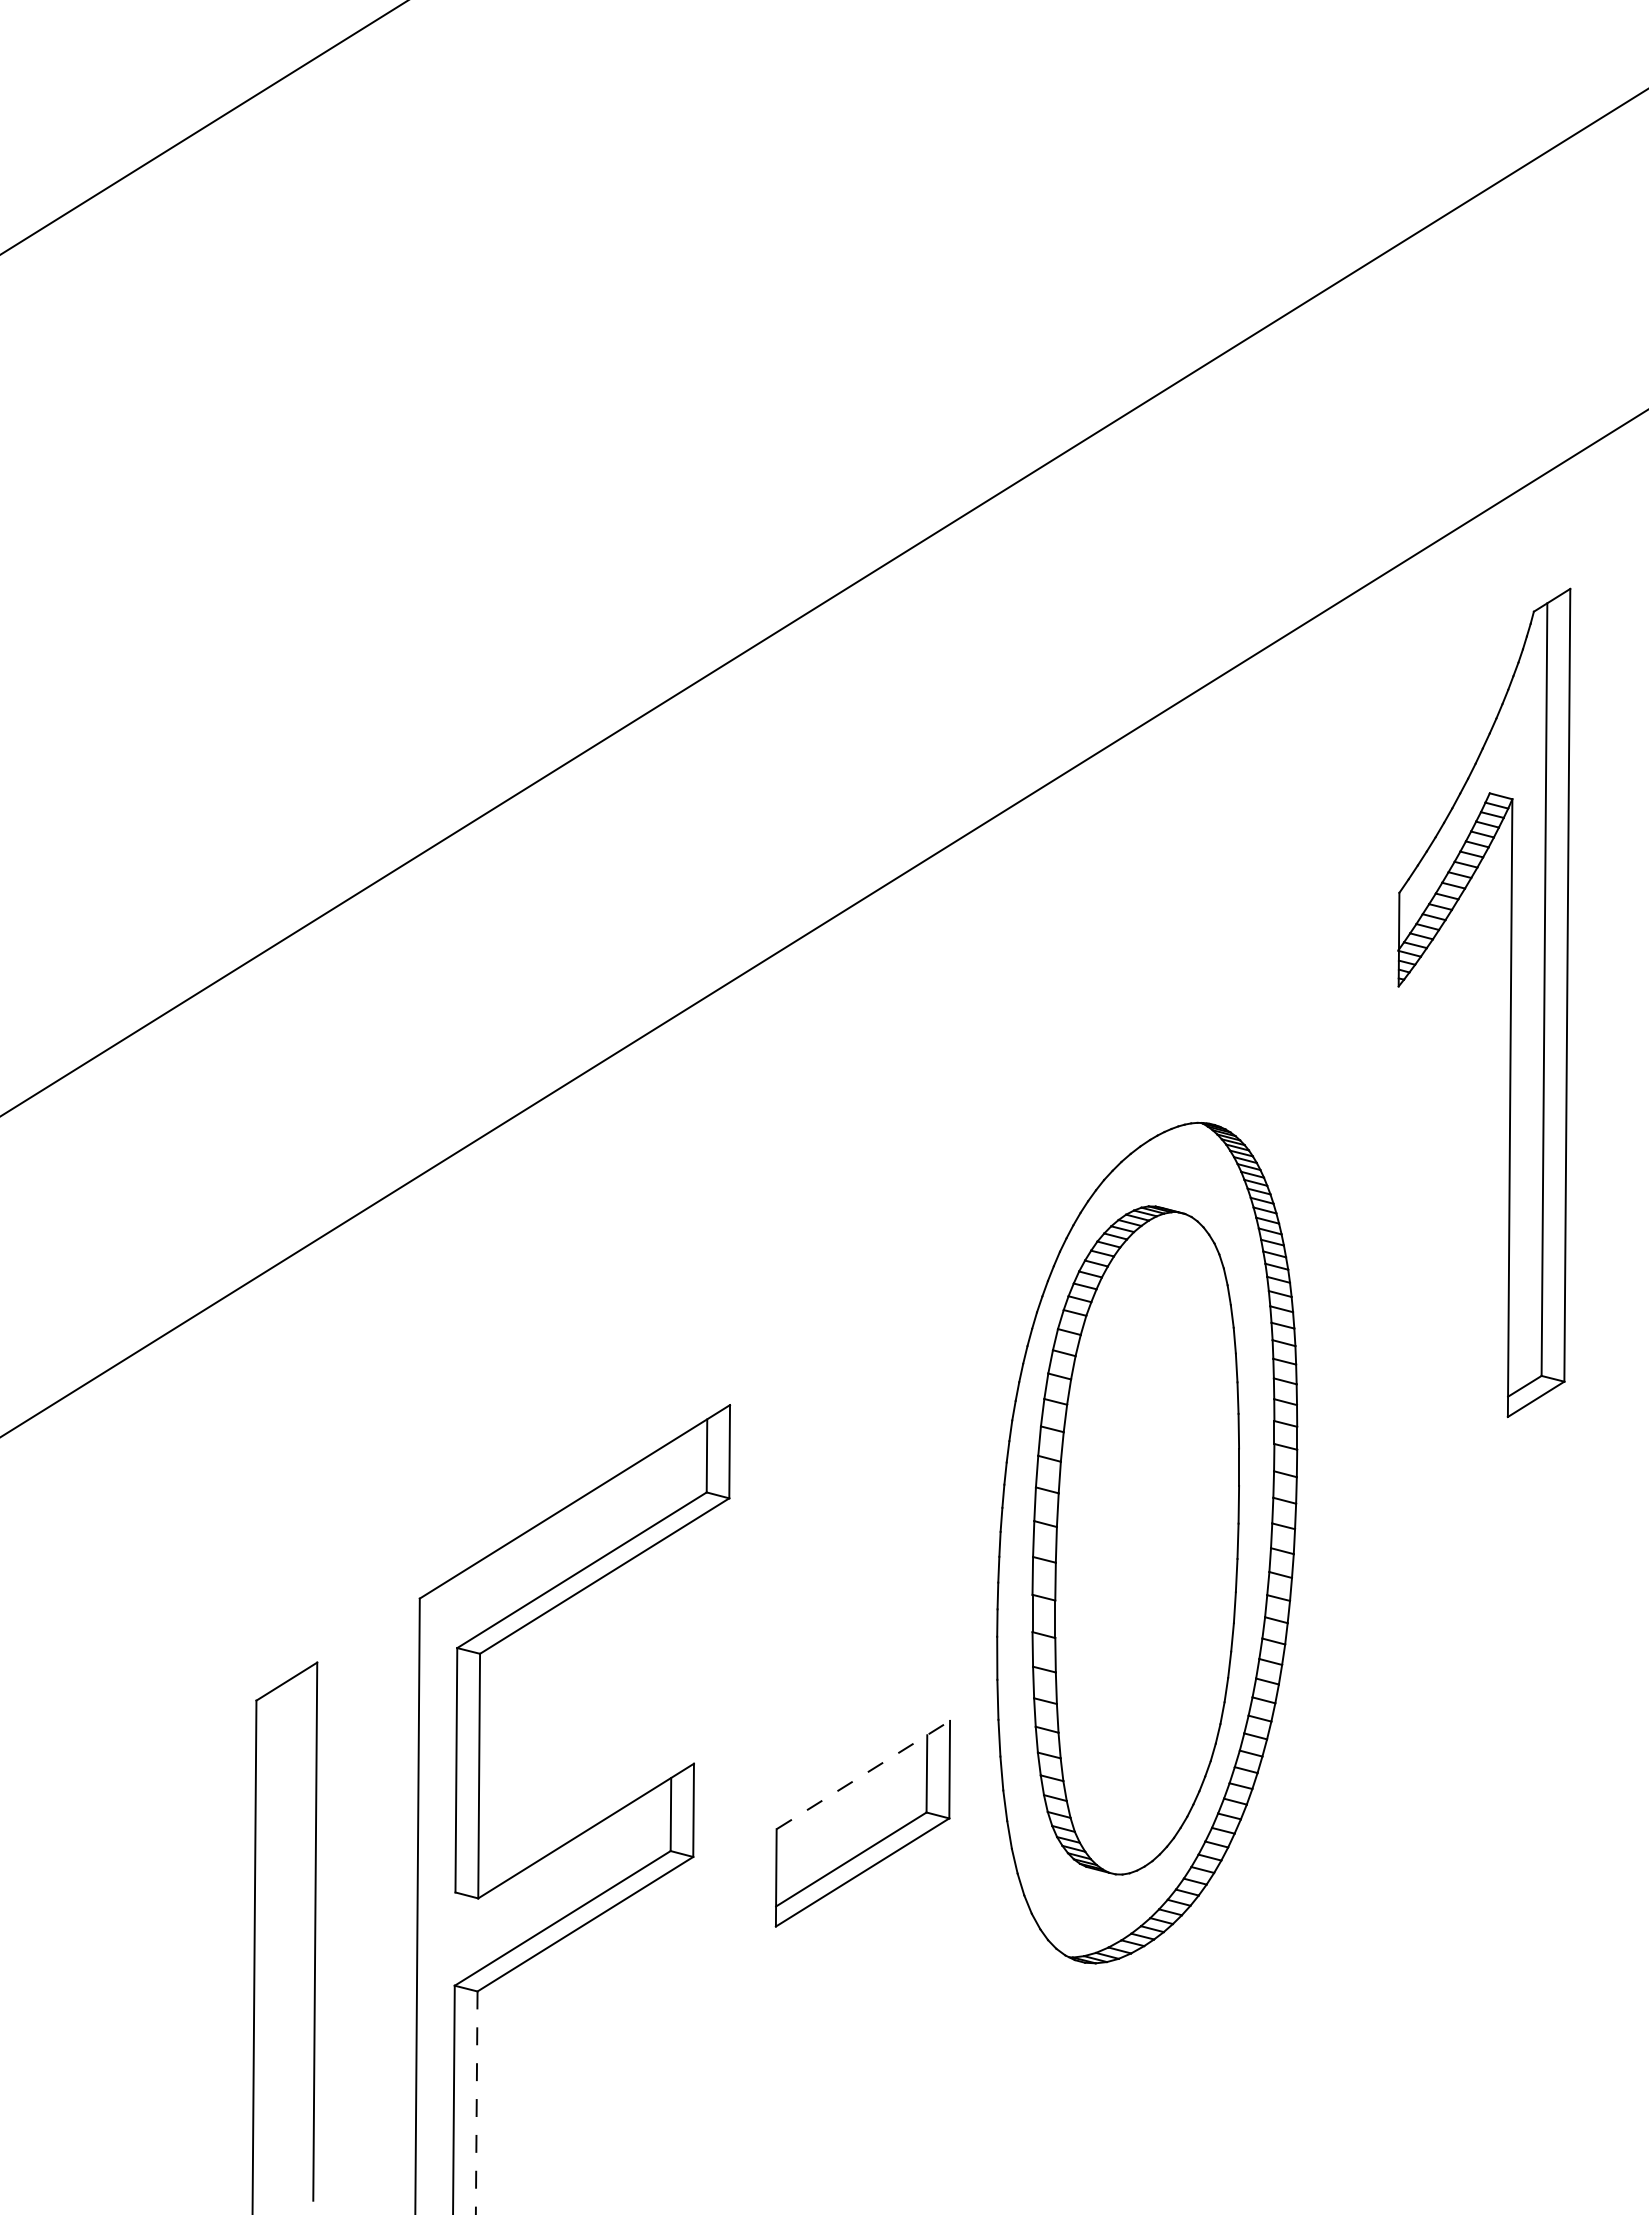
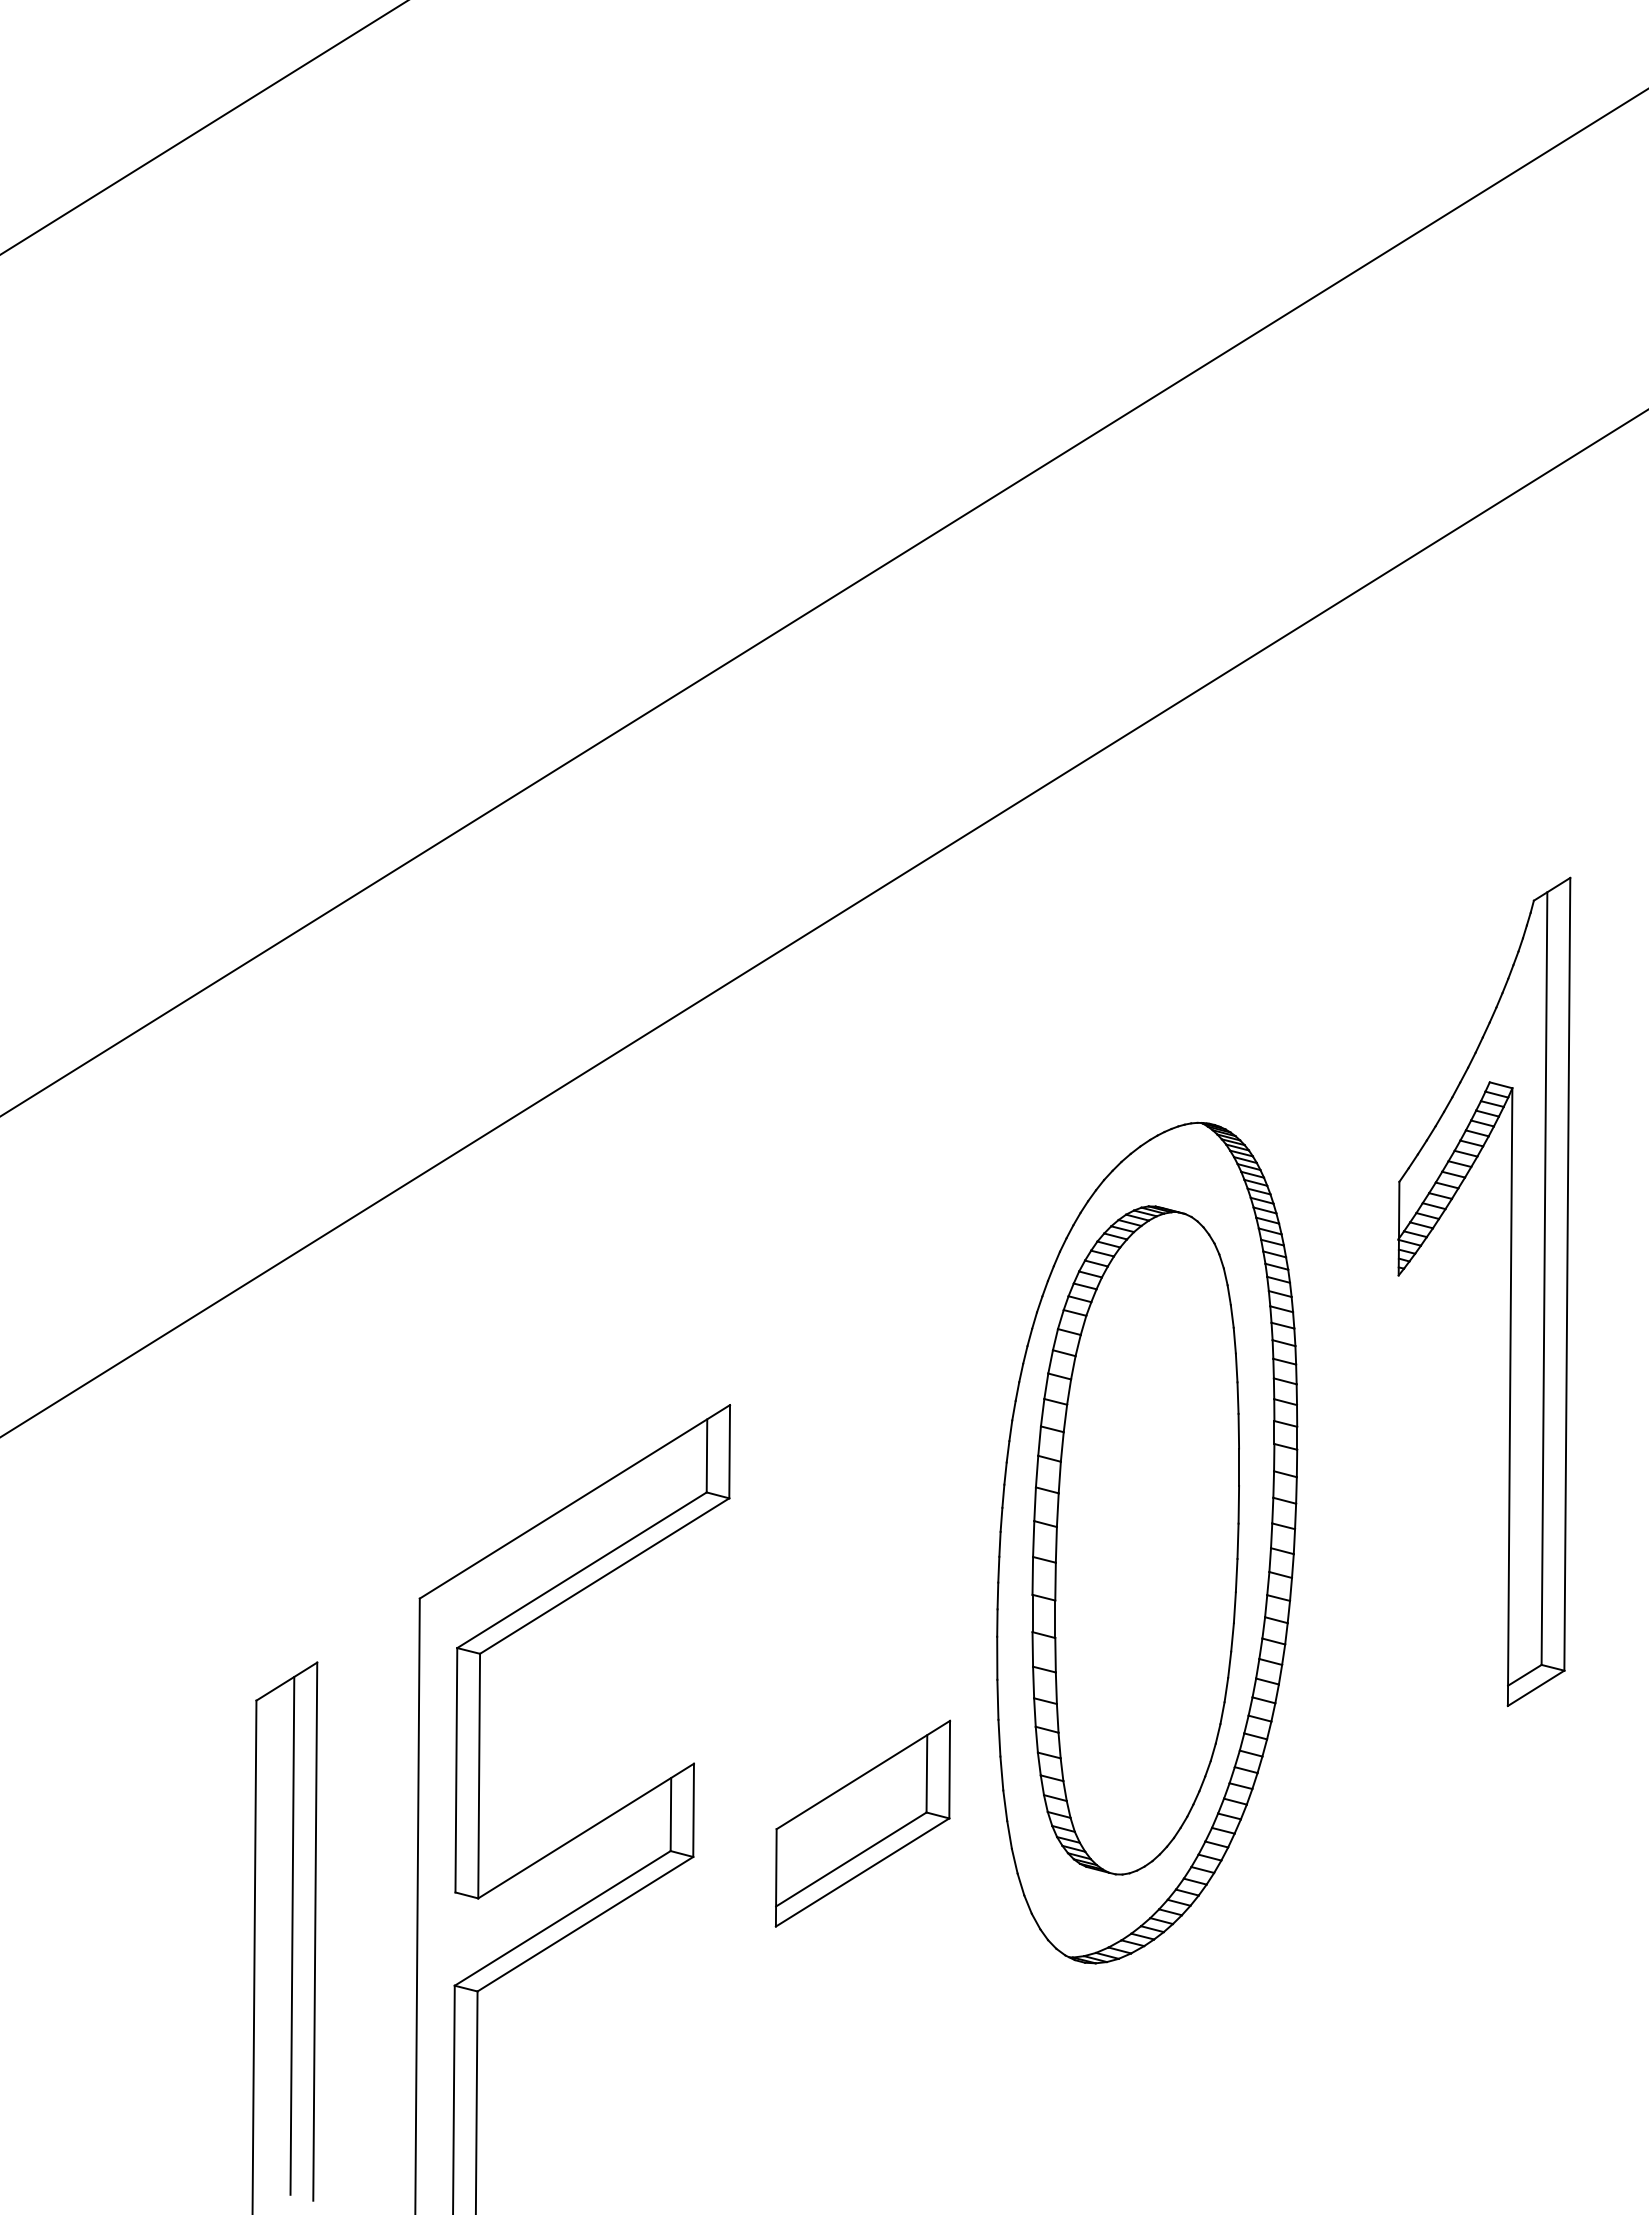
part position: (1510, 1002) -> (1510, 1291) (1510, 1291)
line: dashed -> solid (863, 1774)
line: none -> present (292, 1935)
line: dashed -> solid (476, 2103)
